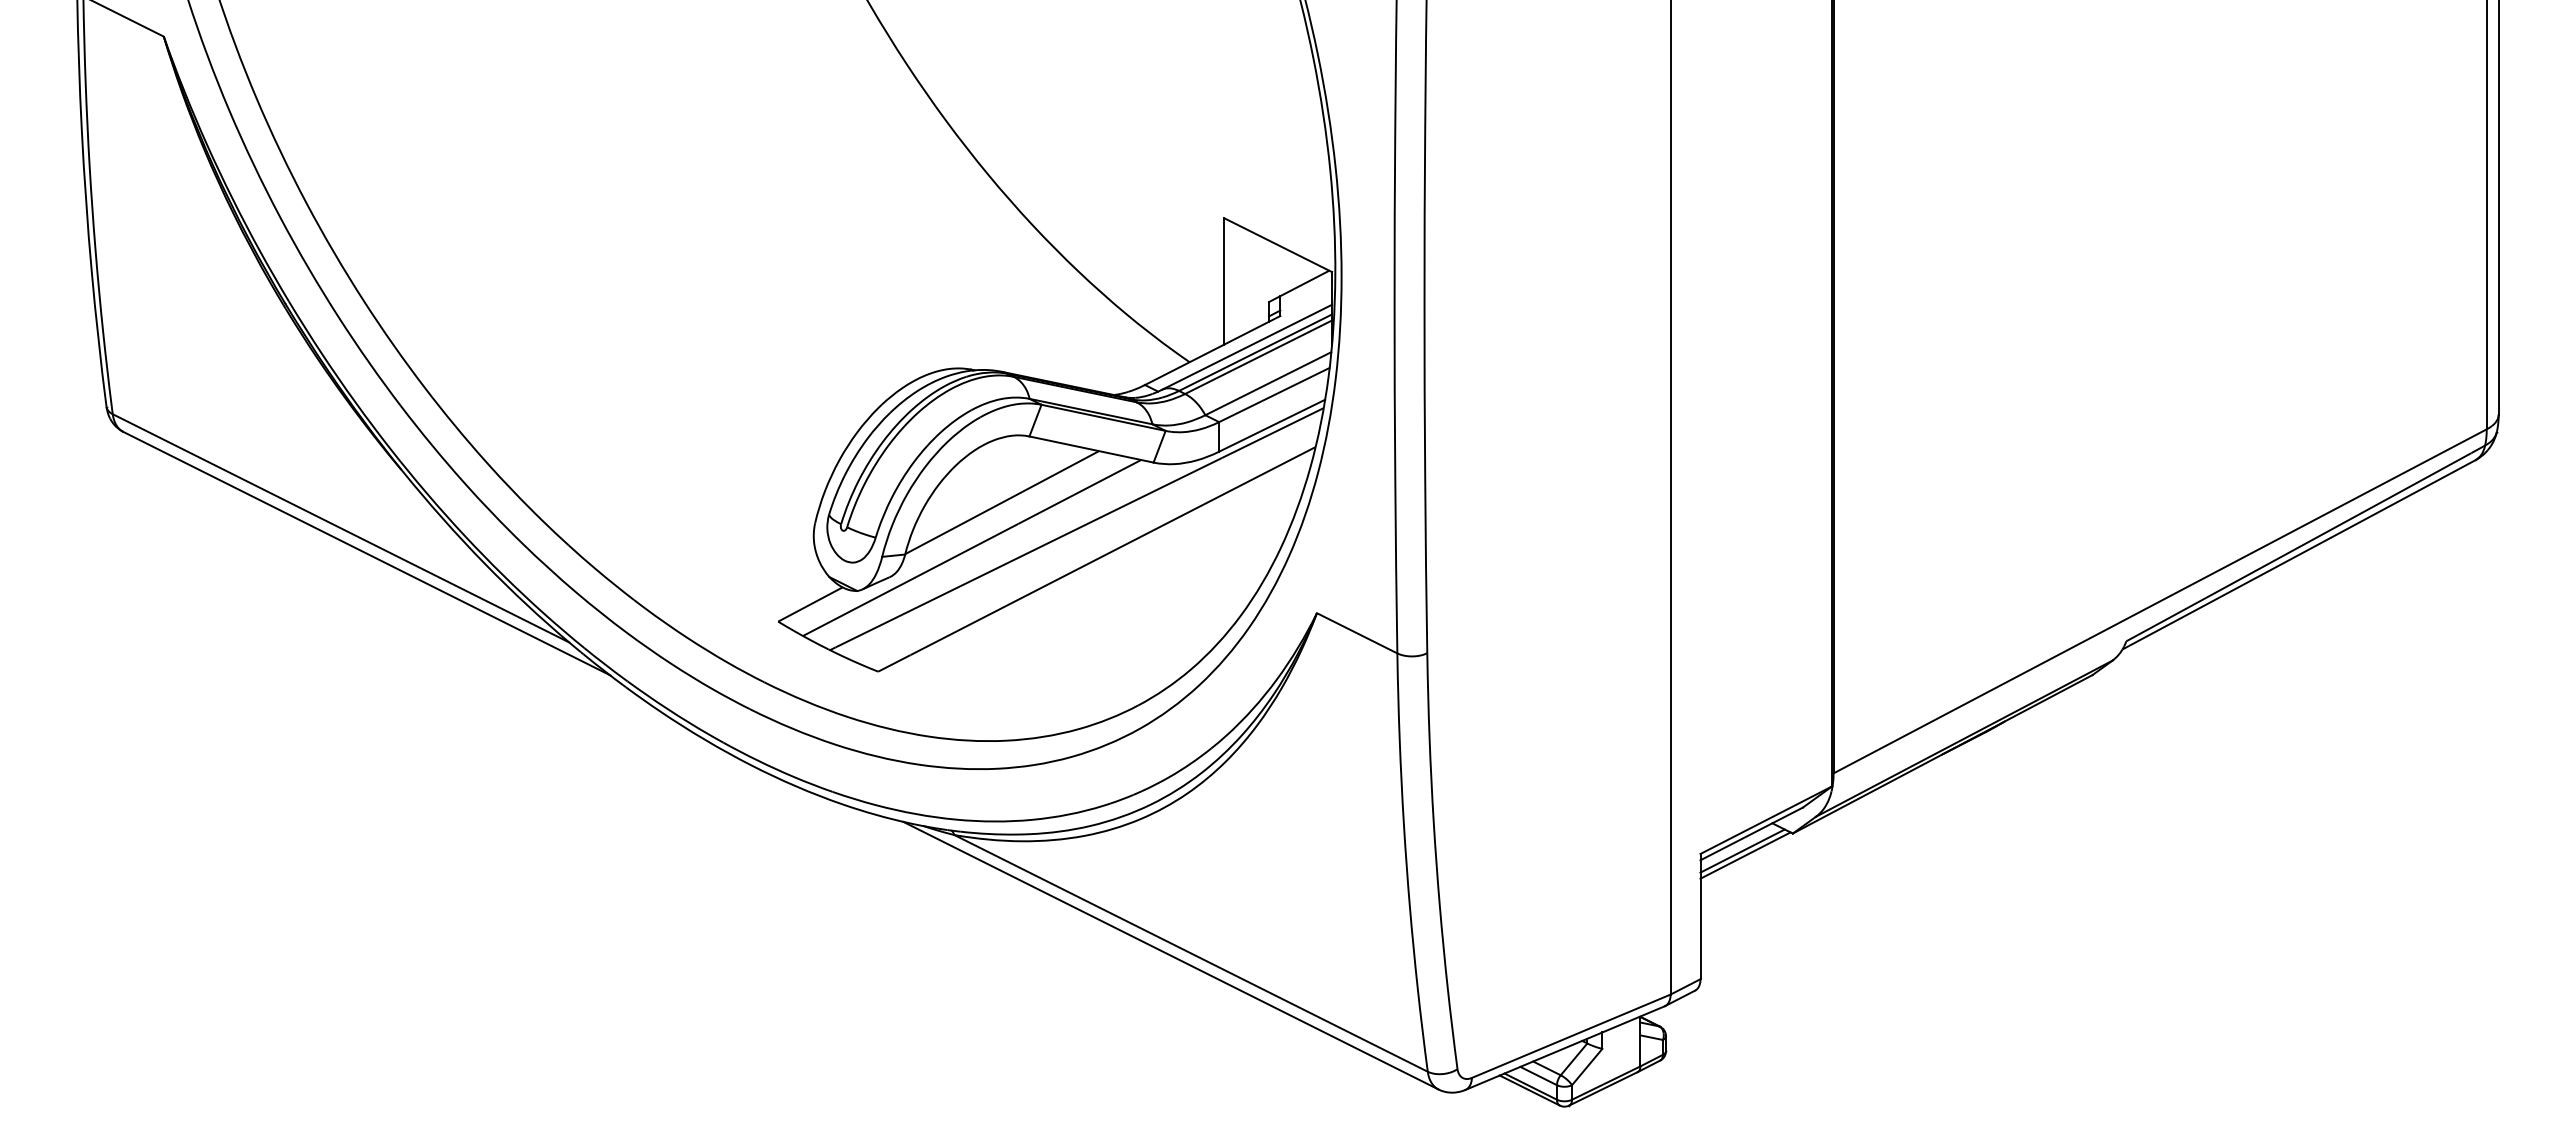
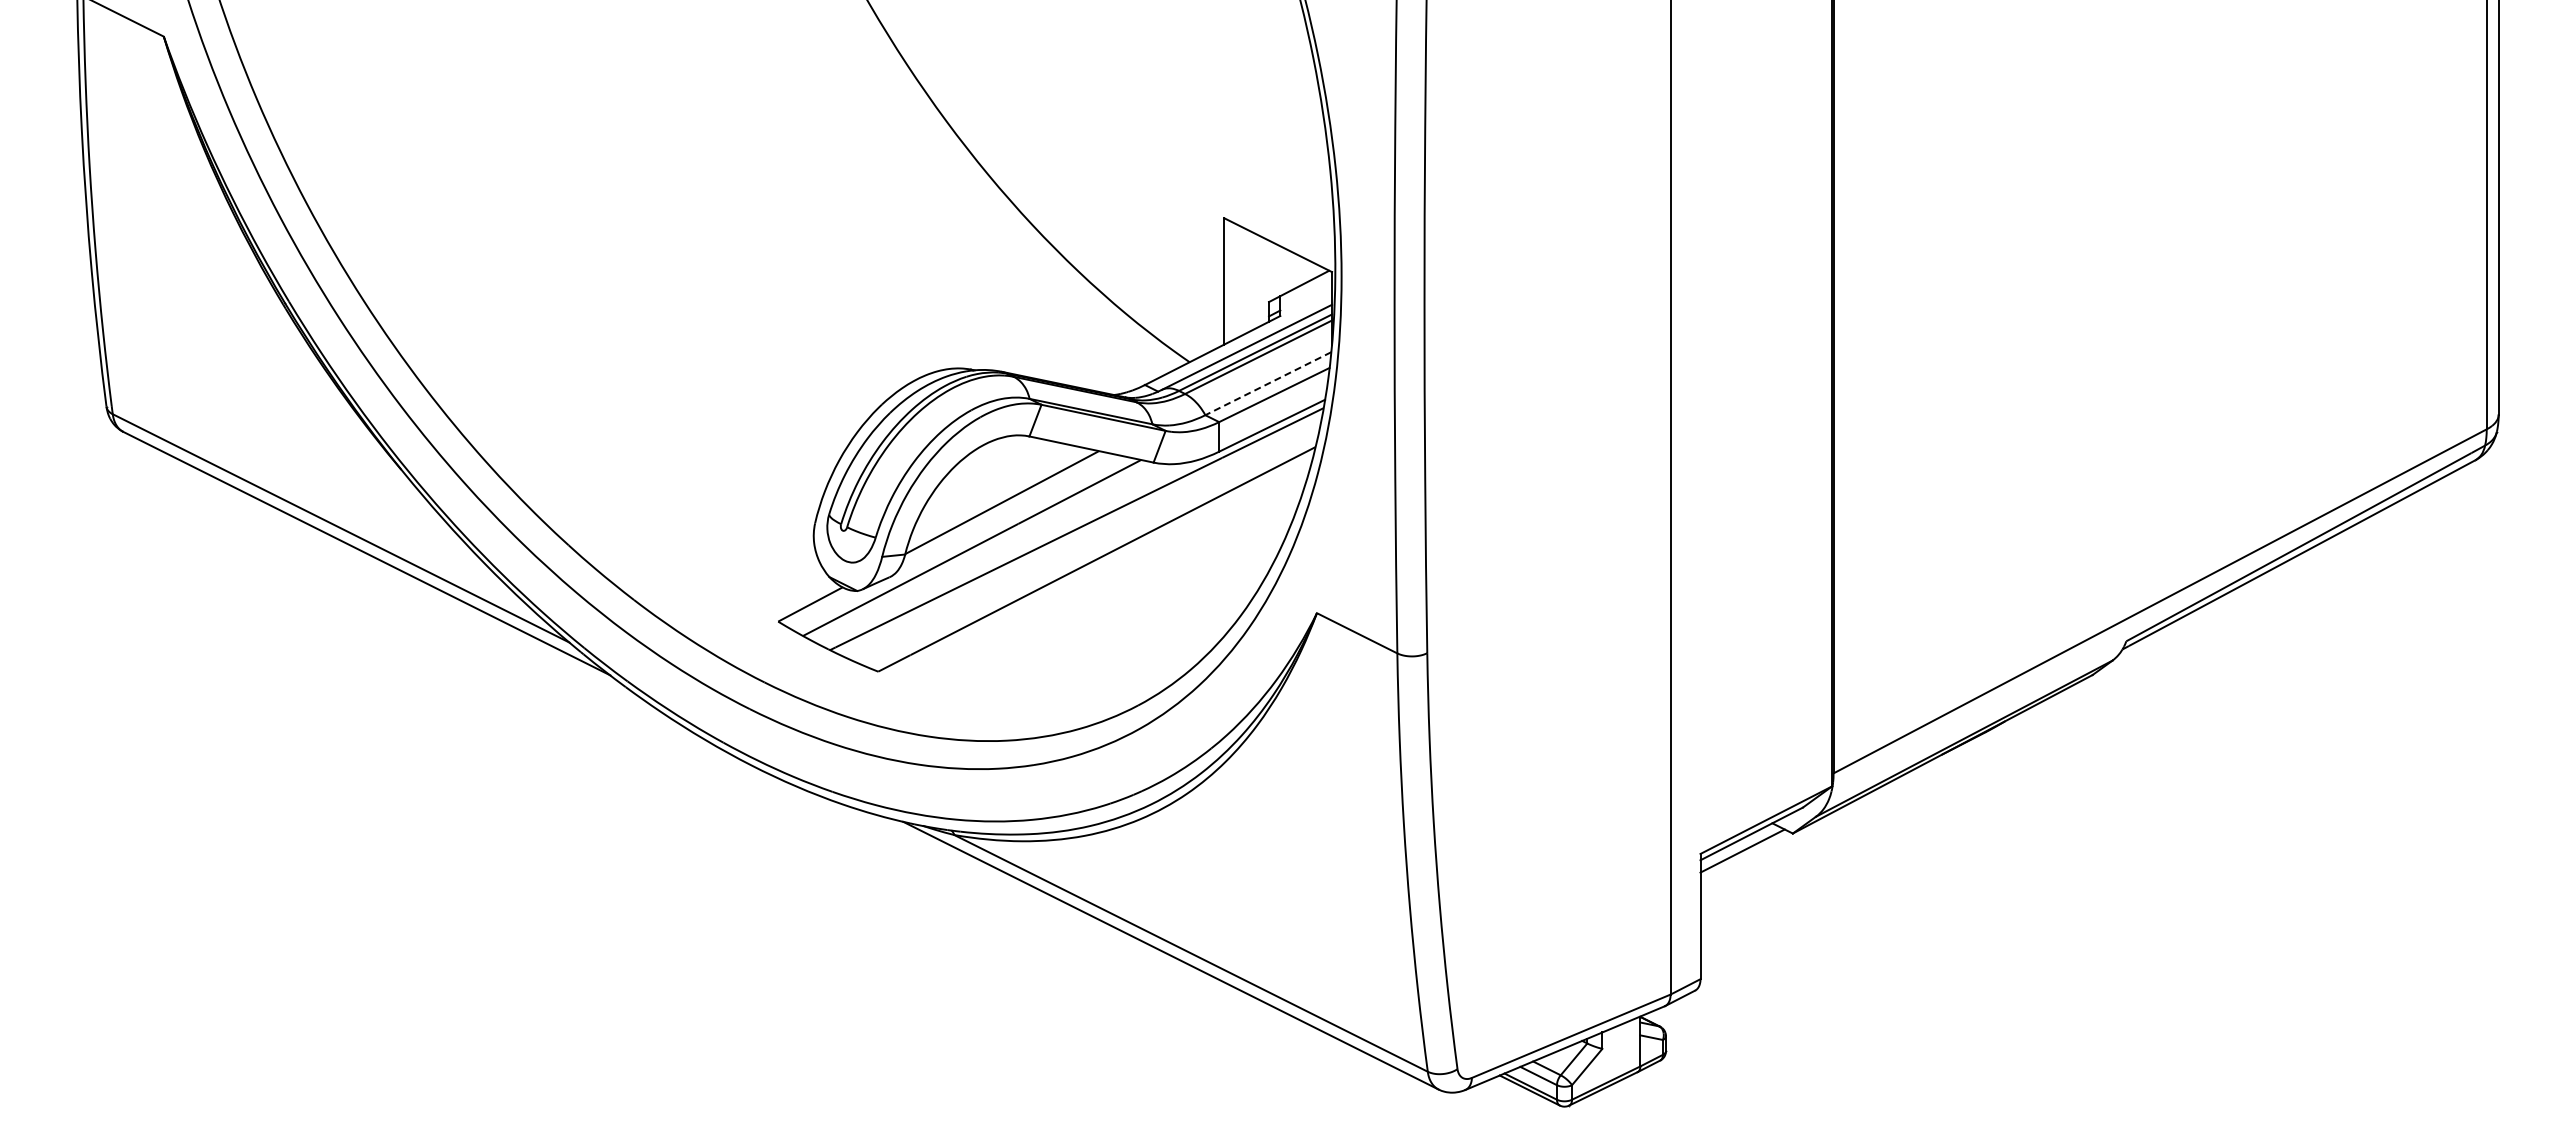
line: solid -> dashed (1267, 383)
line: present -> none (1745, 855)
